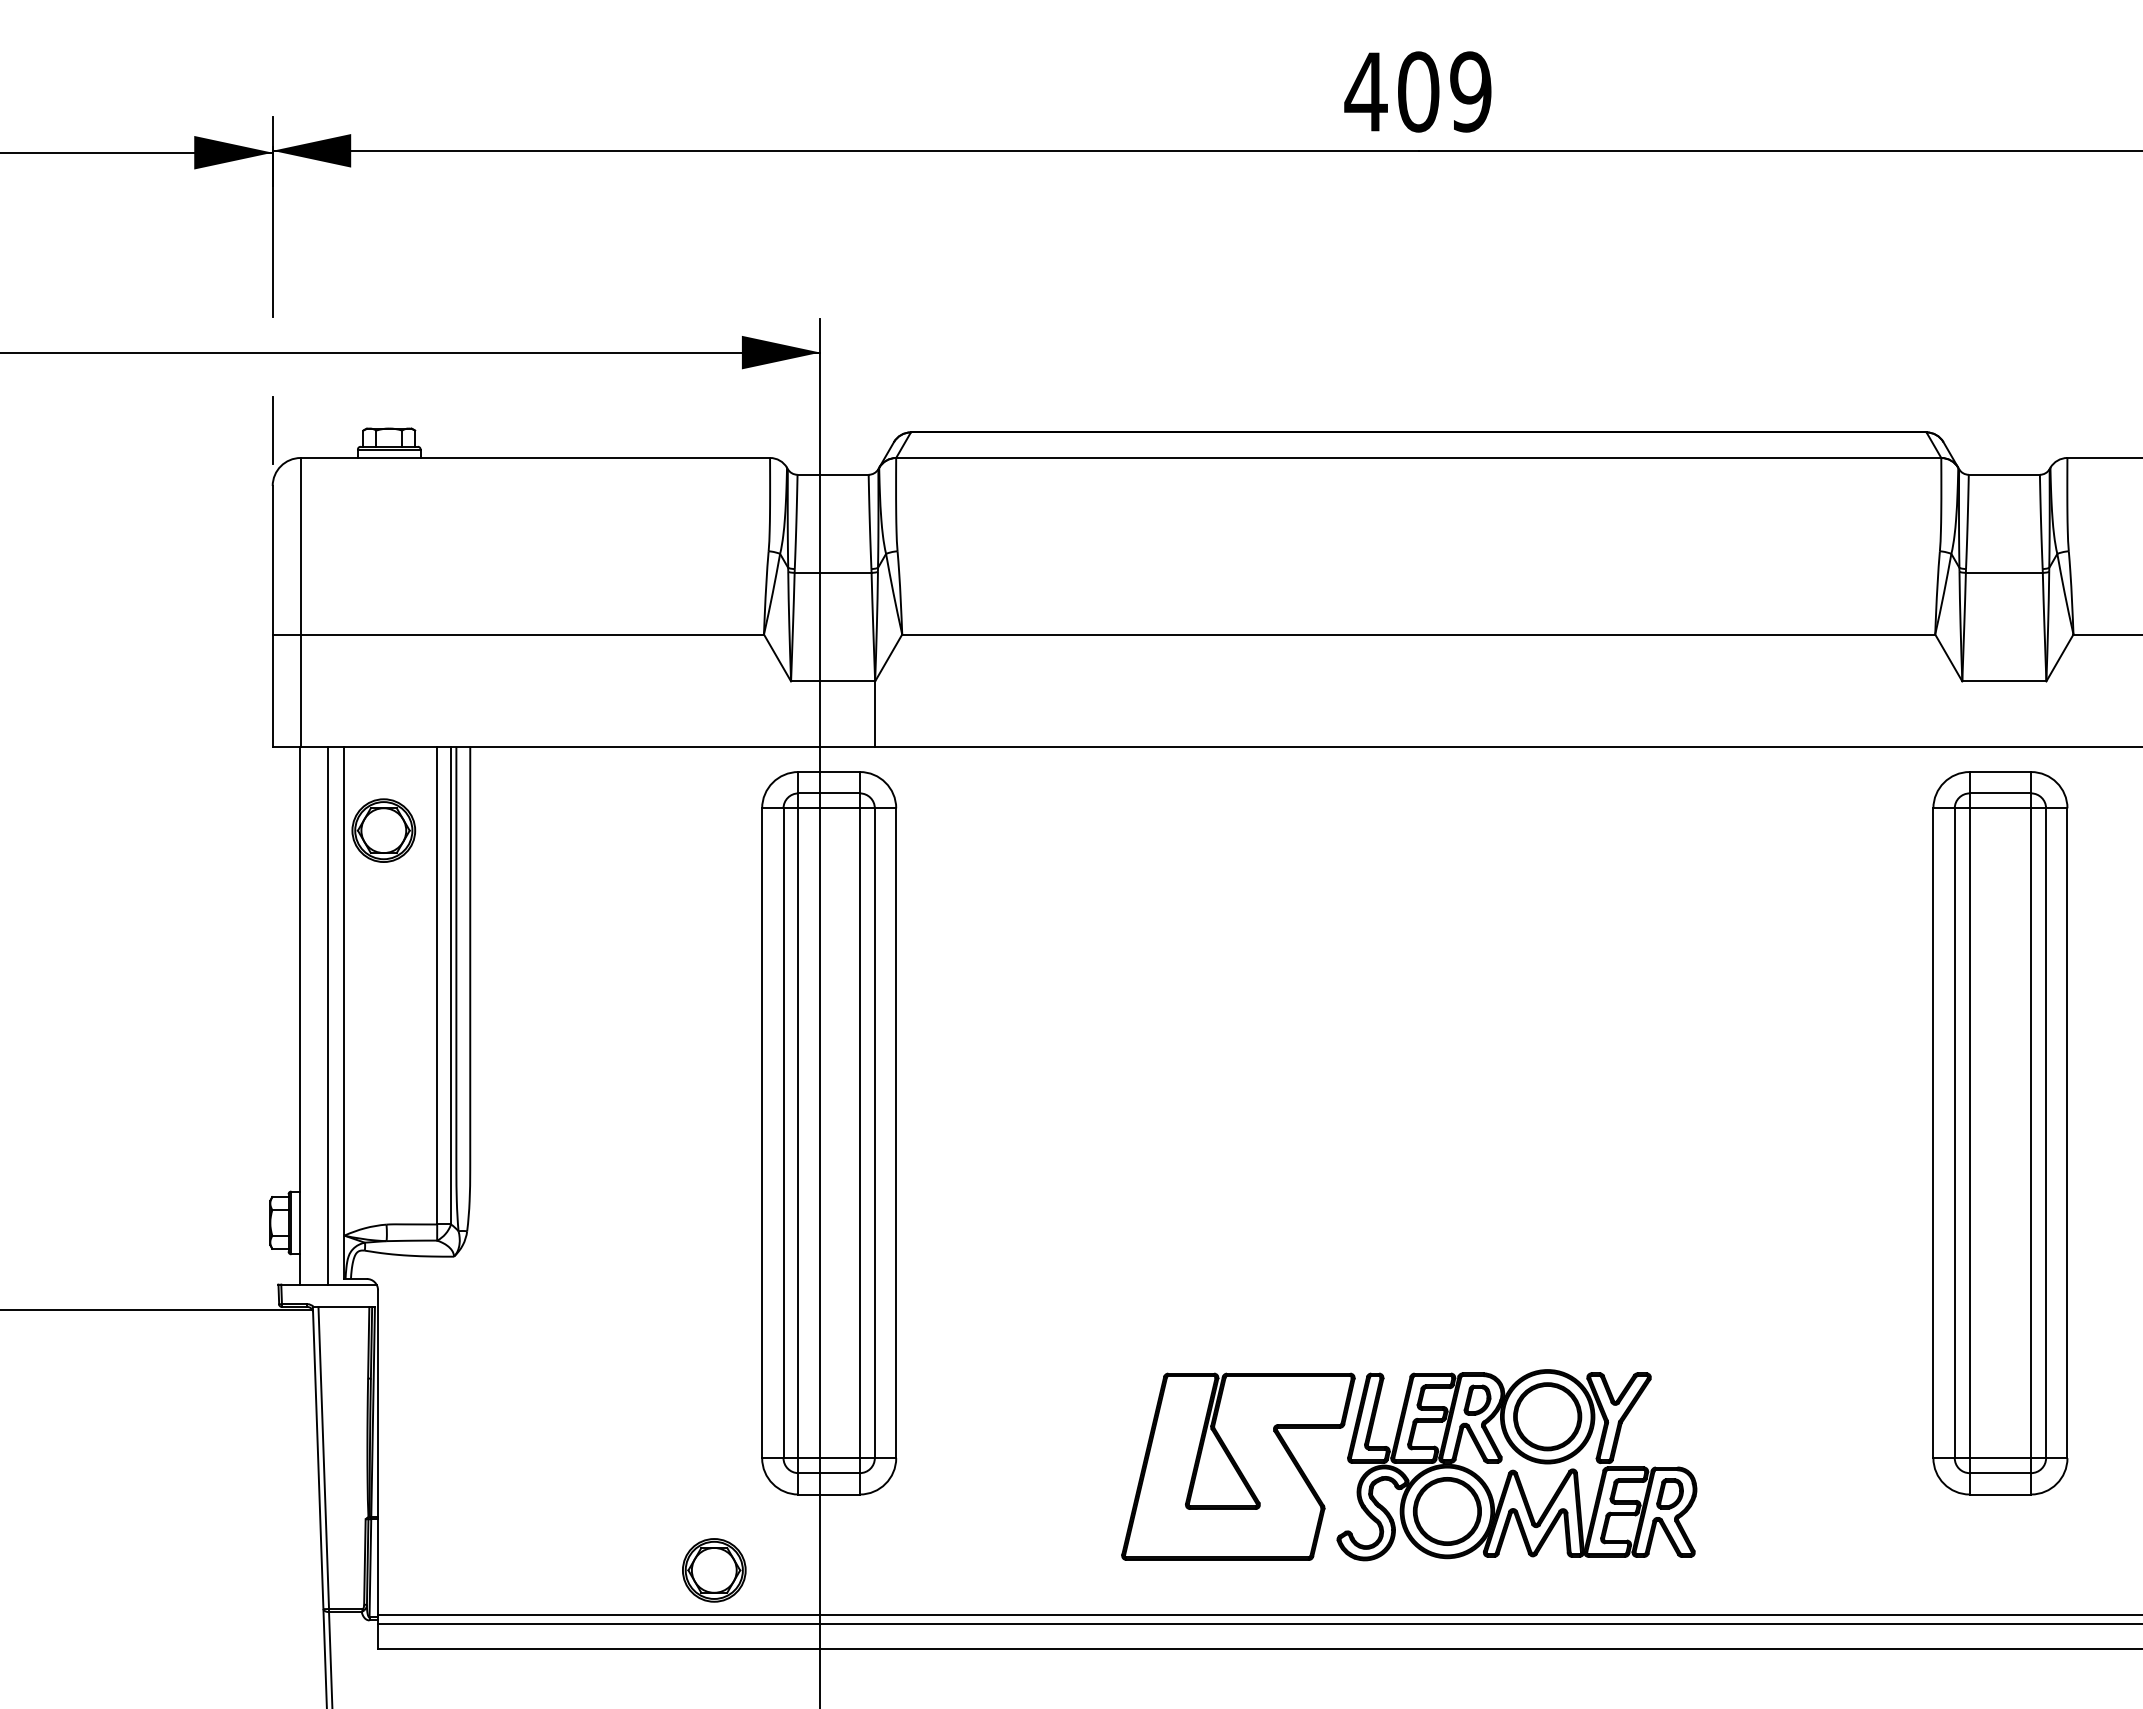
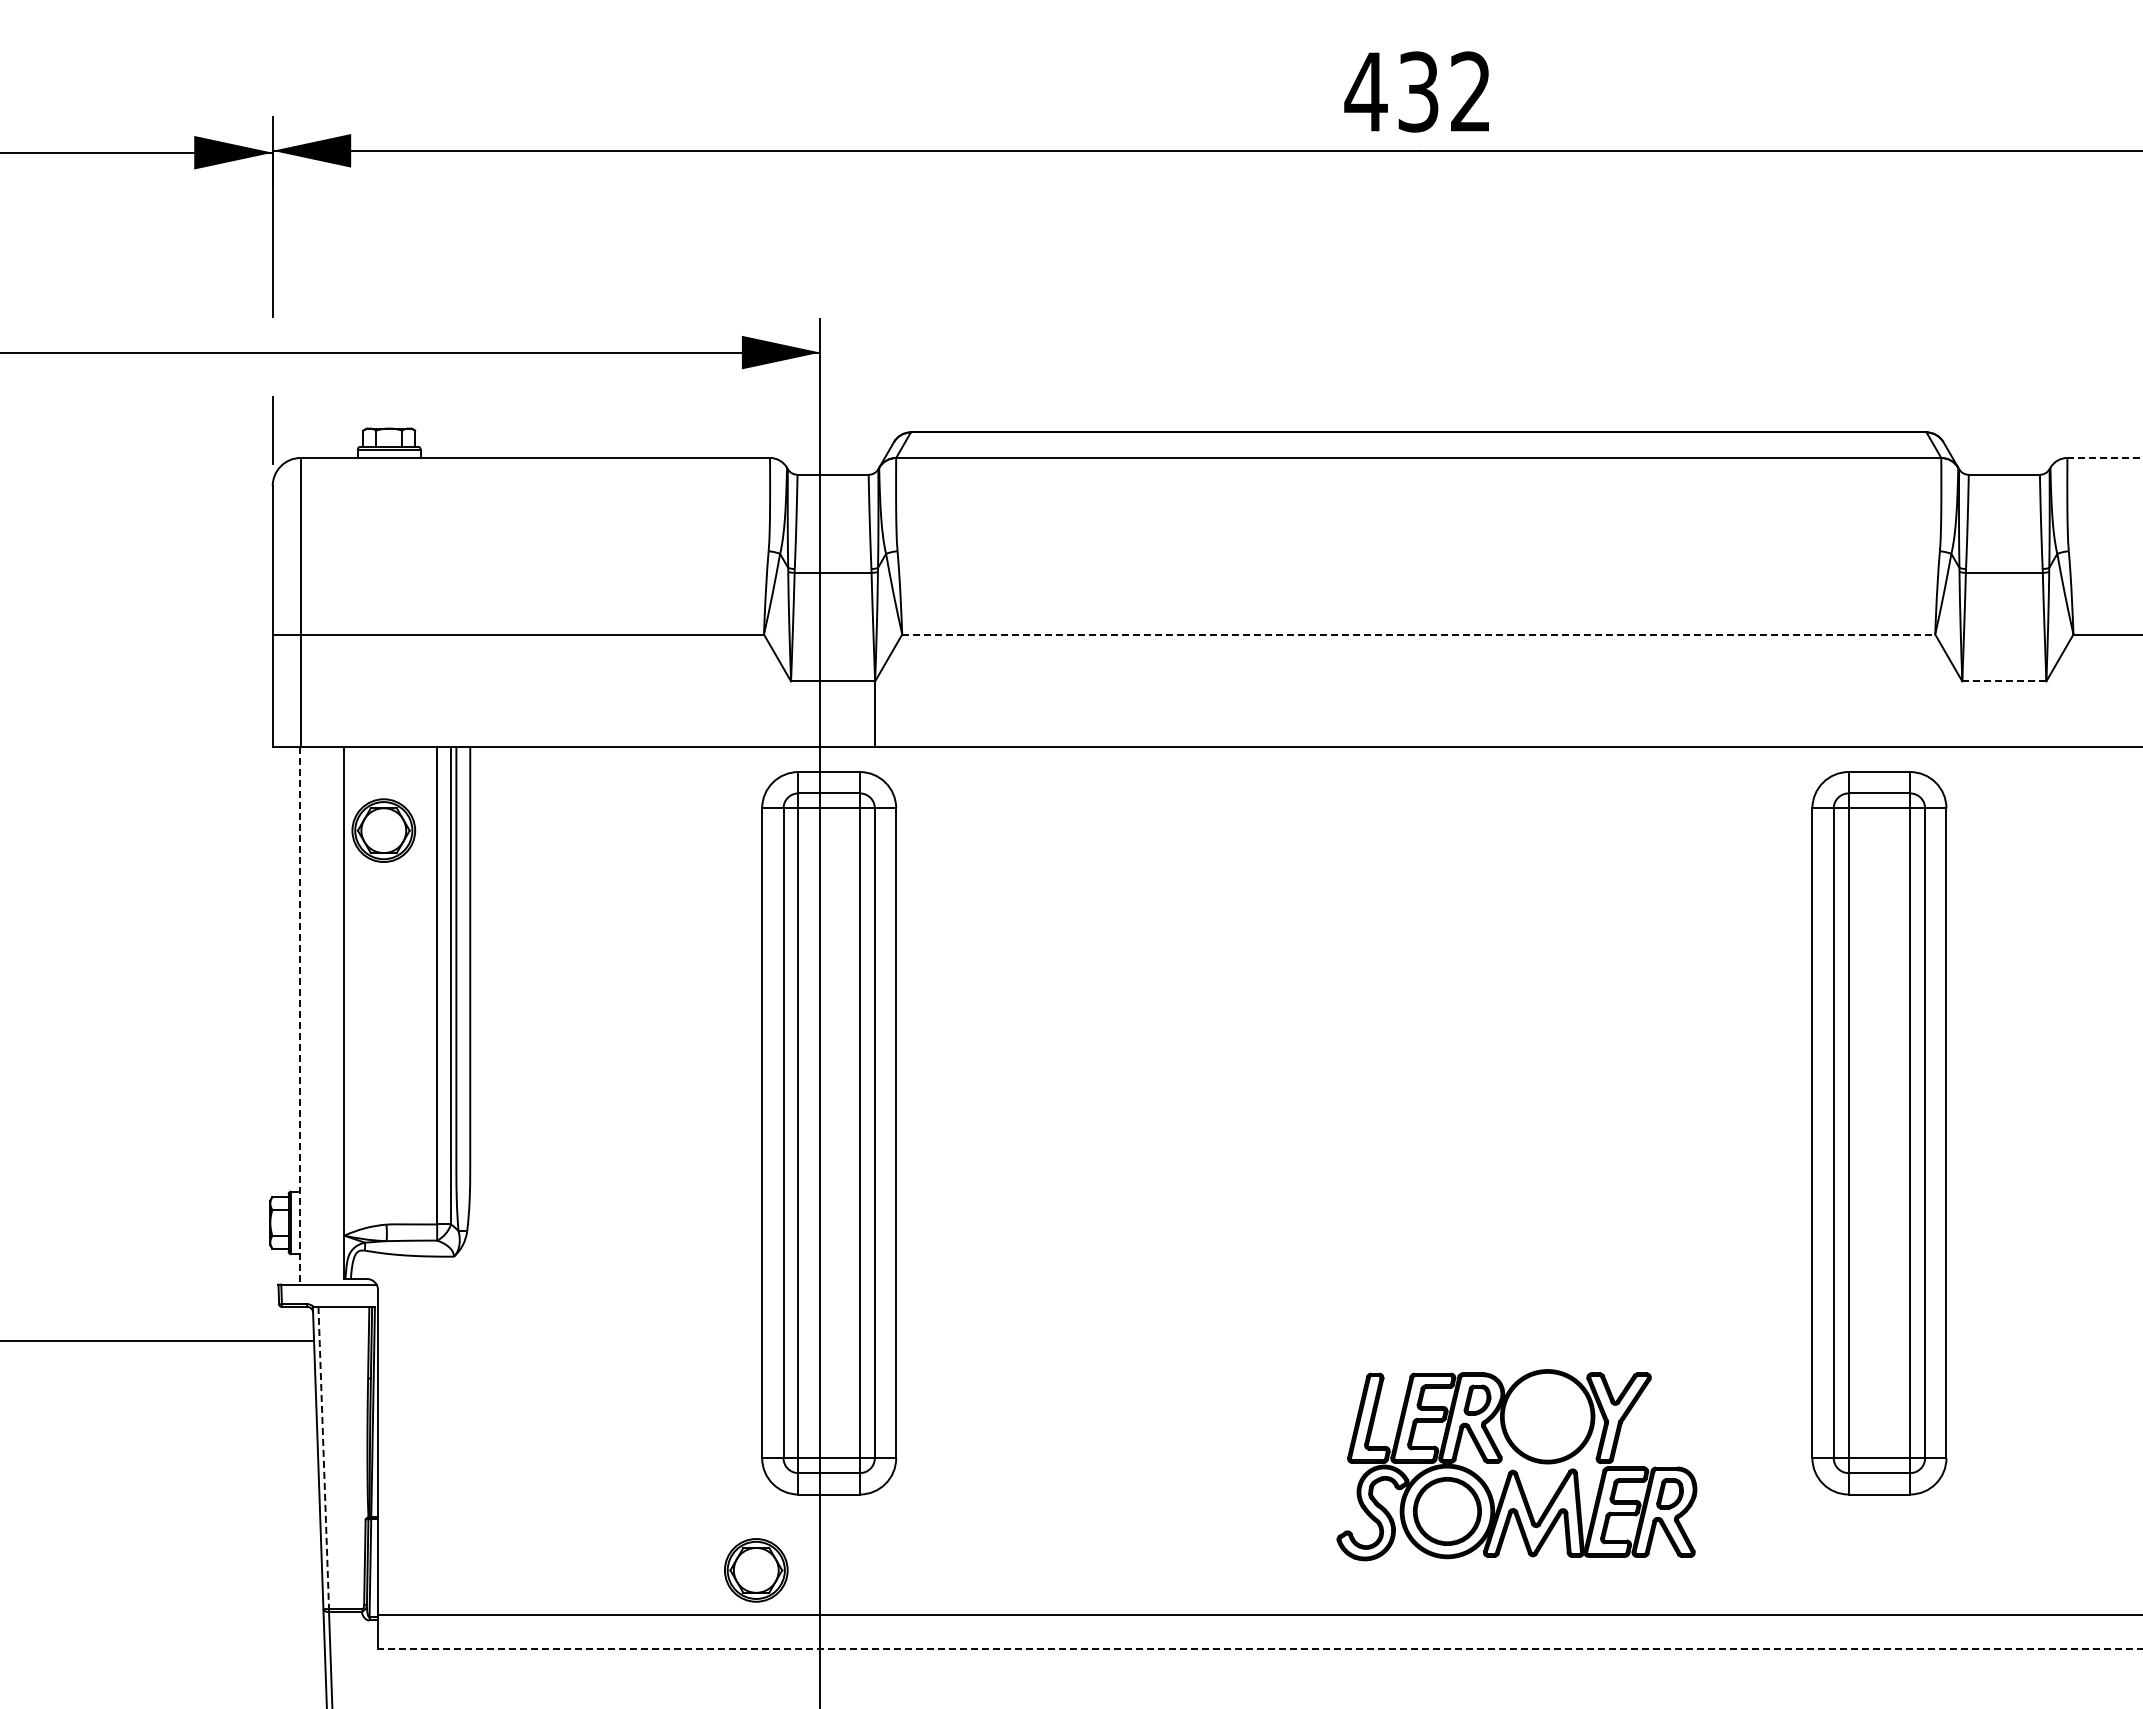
text: 409 -> 432 (1444, 91)
line: solid -> dashed (2105, 457)
line: solid -> dashed (1419, 634)
line: solid -> dashed (2004, 681)
line: solid -> dashed (299, 1015)
line: present -> none (327, 1015)
part position: (2000, 1133) -> (1879, 1133) (1879, 1133)
line position: (157, 1309) -> (157, 1340) (157, 1340)
part: present -> none (1547, 1416)
line: solid -> dashed (323, 1458)
part: present -> none (1238, 1466)
part position: (714, 1570) -> (756, 1570) (756, 1570)
line: present -> none (1258, 1623)
line: solid -> dashed (1259, 1648)
